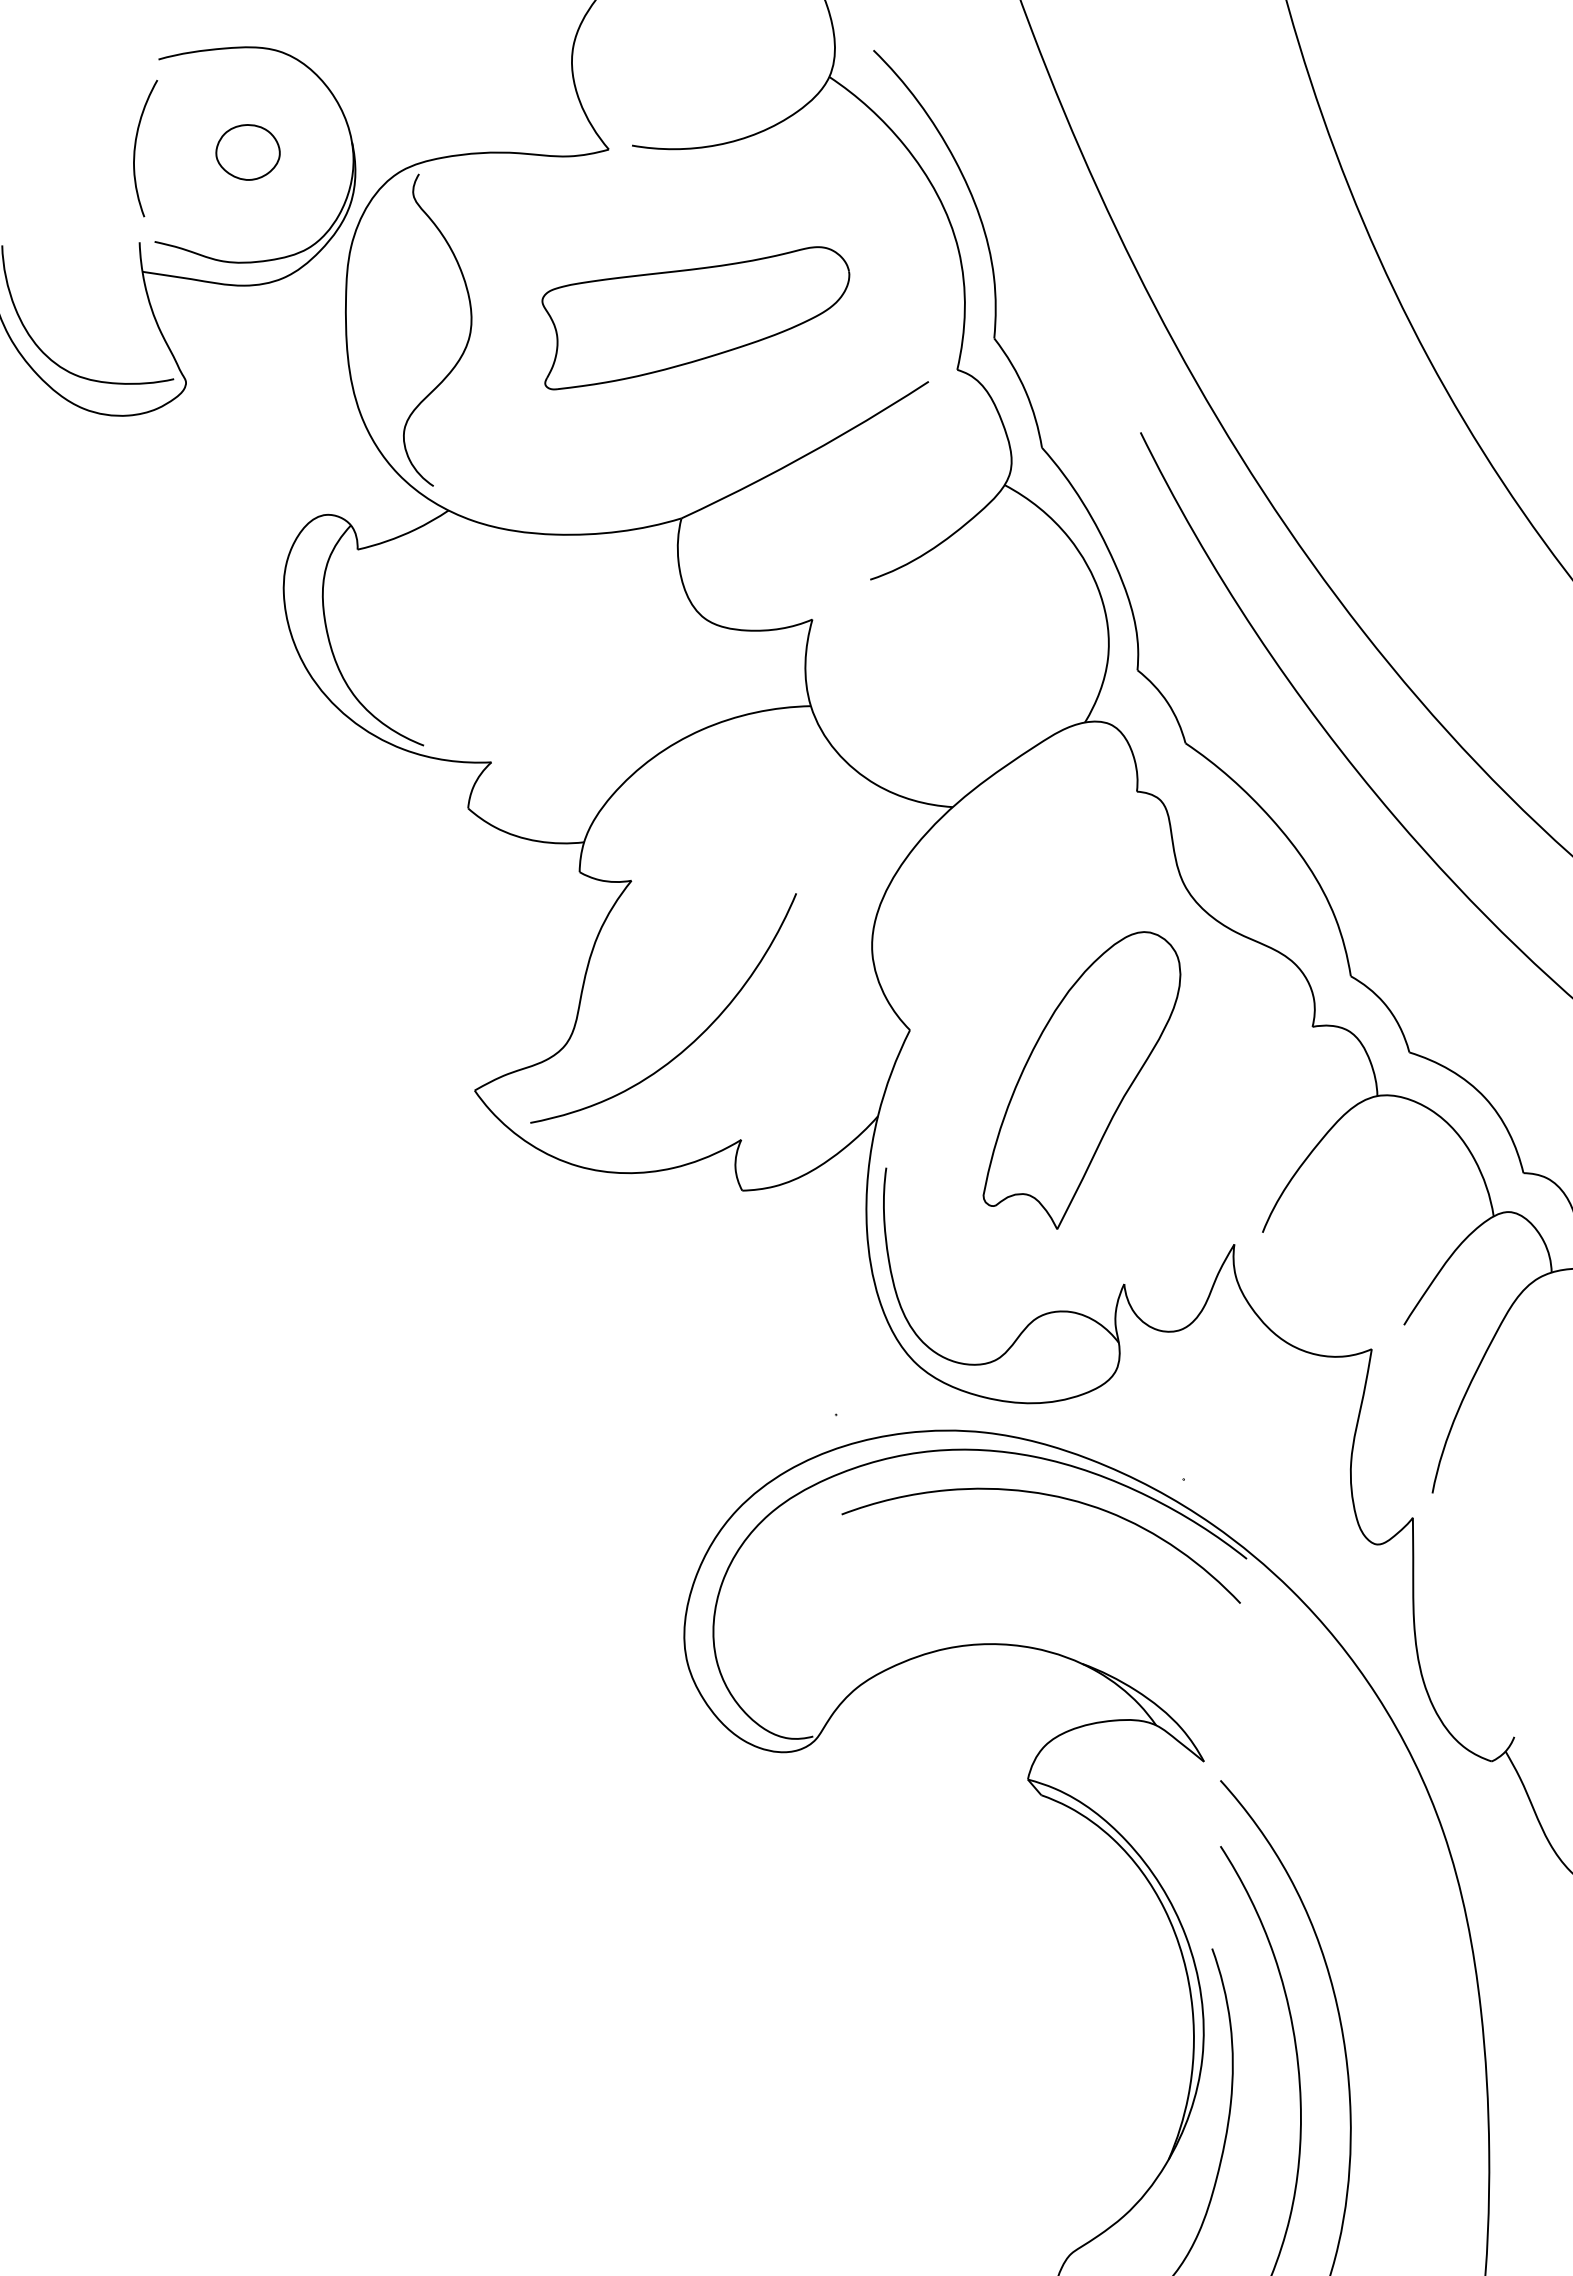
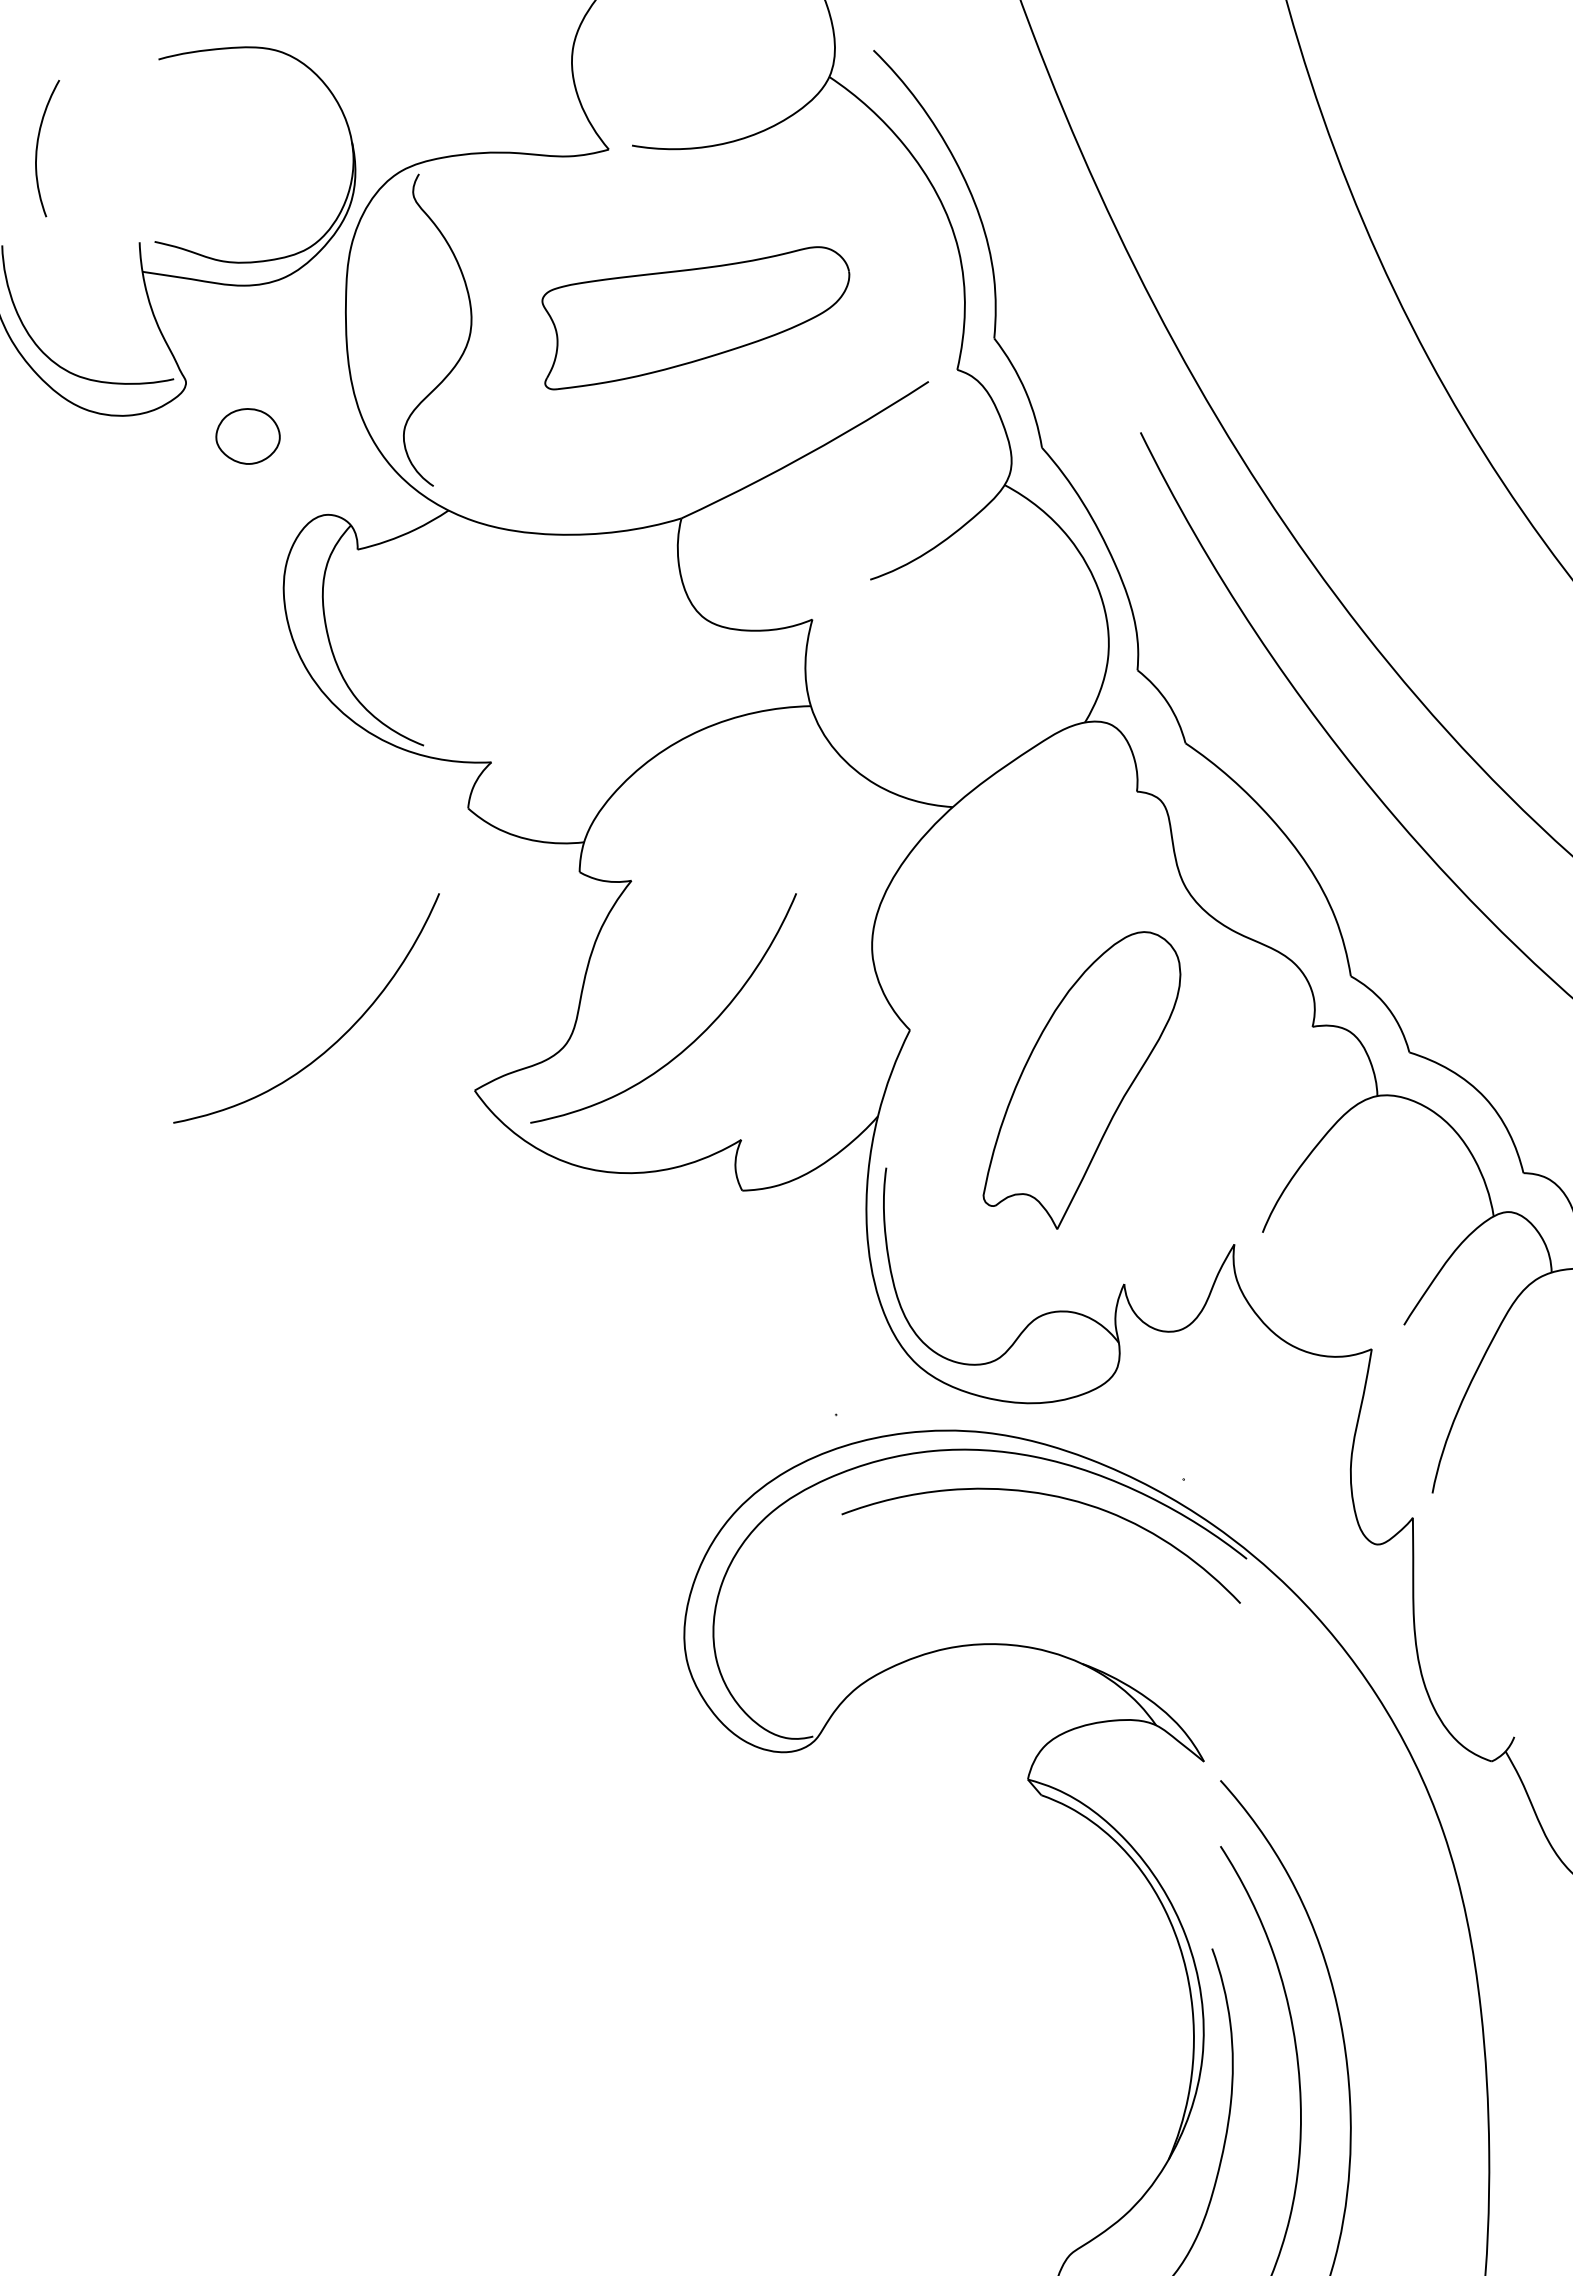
curve position: (136, 145) -> (38, 145) (38, 145)
part position: (247, 152) -> (247, 436) (247, 436)
curve: none -> present (337, 1039)
